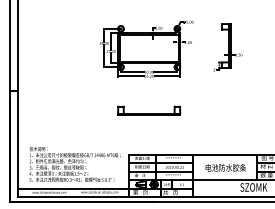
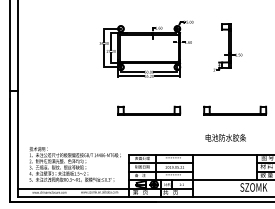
part: none -> present (235, 110)
text position: (225, 167) -> (225, 137) (225, 137)
